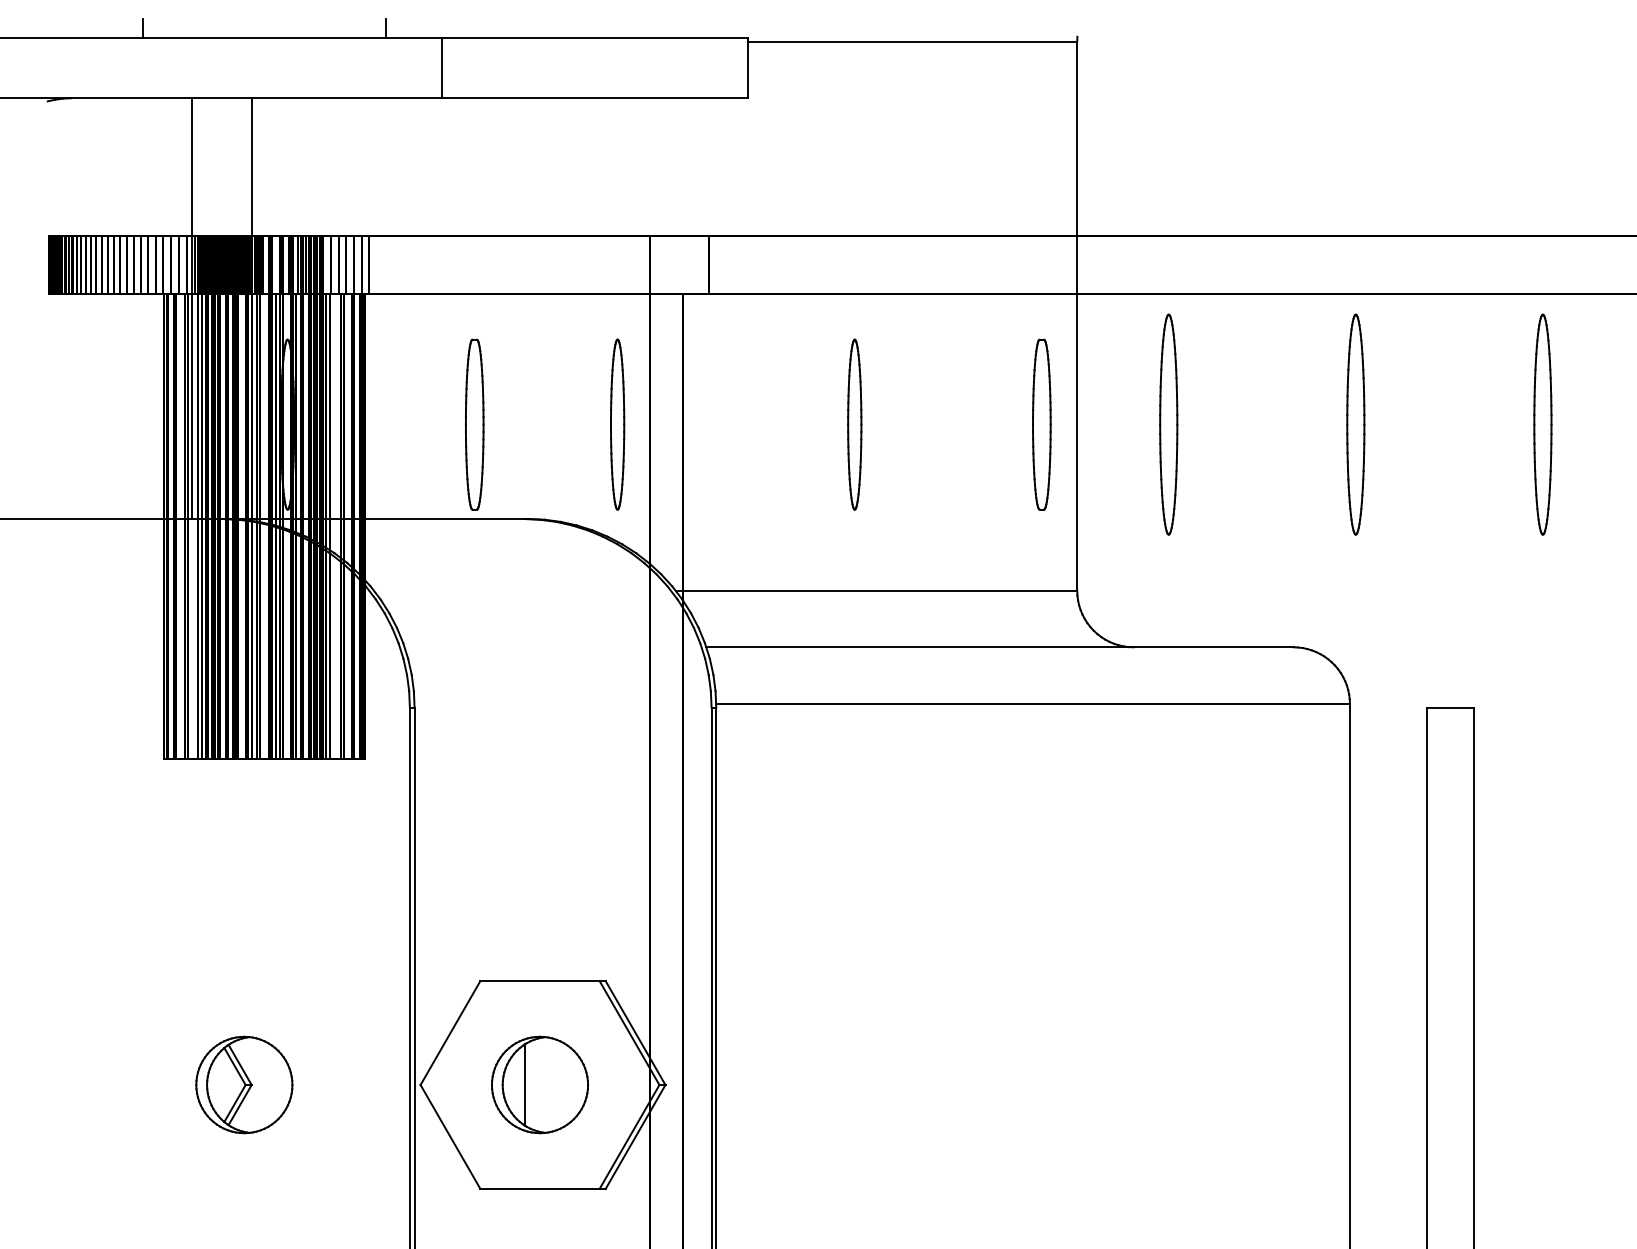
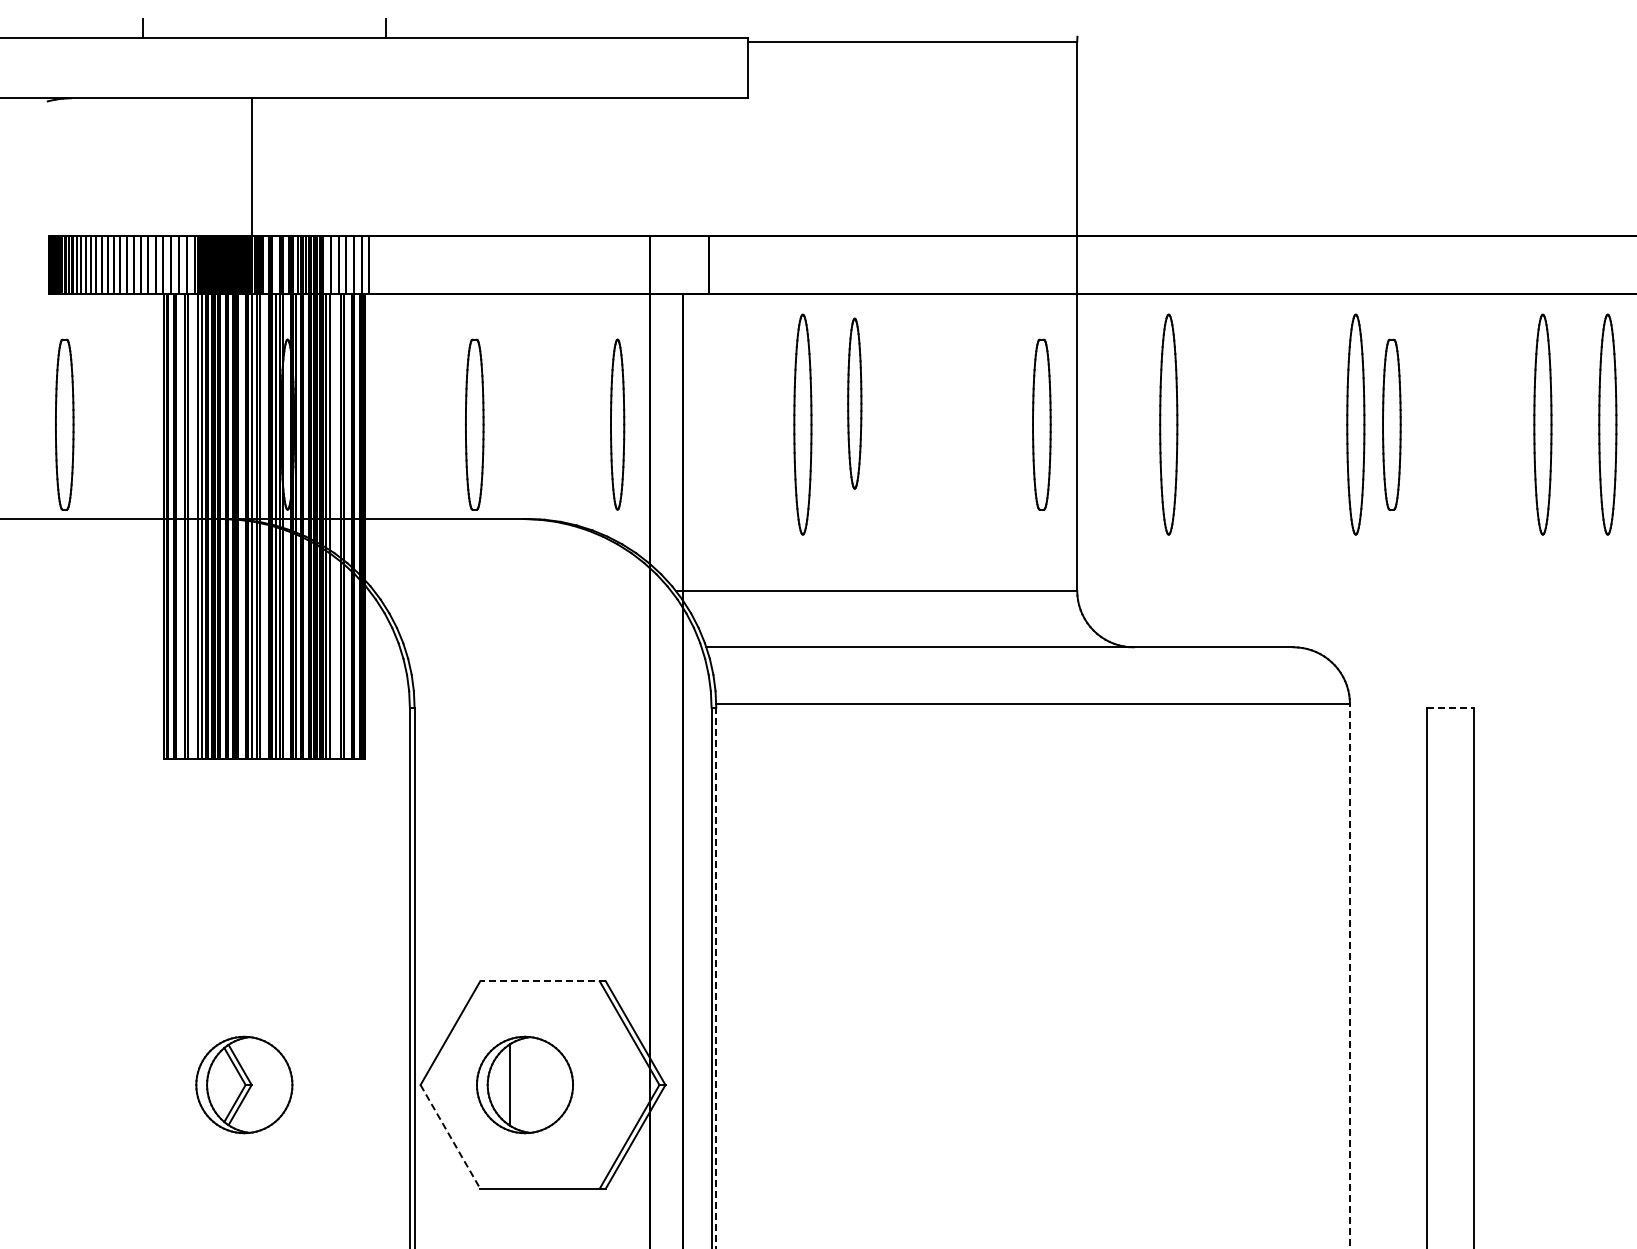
line: present -> none (441, 67)
line: present -> none (192, 308)
part: none -> present (64, 424)
part: none -> present (802, 424)
part position: (854, 424) -> (854, 403) (854, 403)
part: none -> present (1391, 424)
part: none -> present (1607, 424)
line: solid -> dashed (1450, 707)
line: solid -> dashed (1349, 975)
line: solid -> dashed (716, 977)
line: solid -> dashed (543, 981)
part position: (539, 1084) -> (524, 1084) (524, 1084)
line: solid -> dashed (450, 1136)
